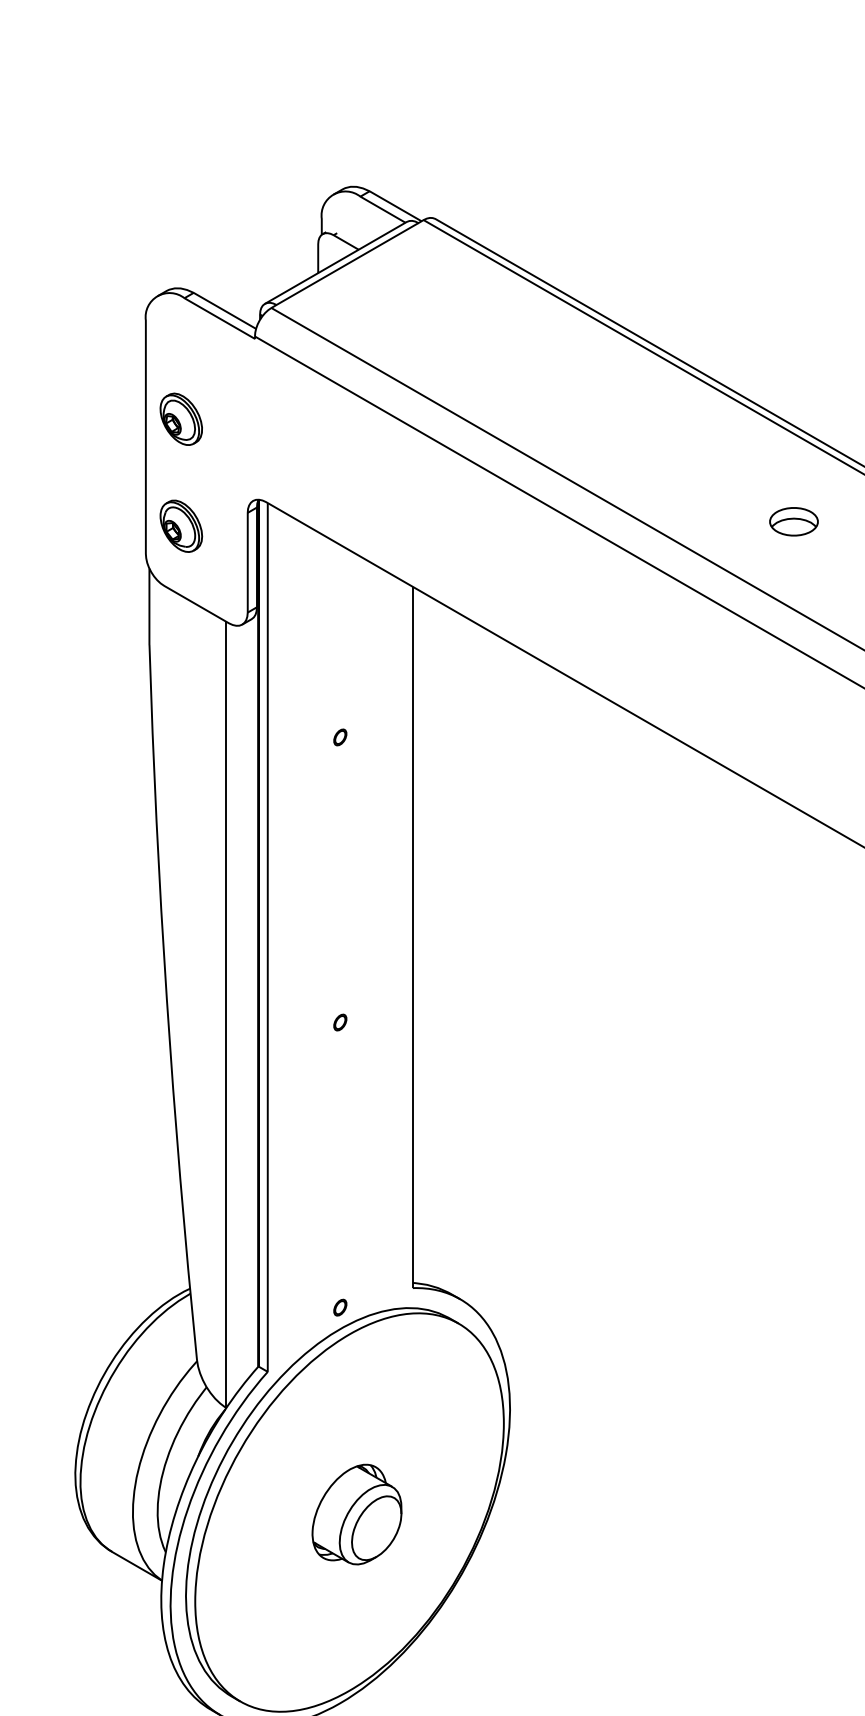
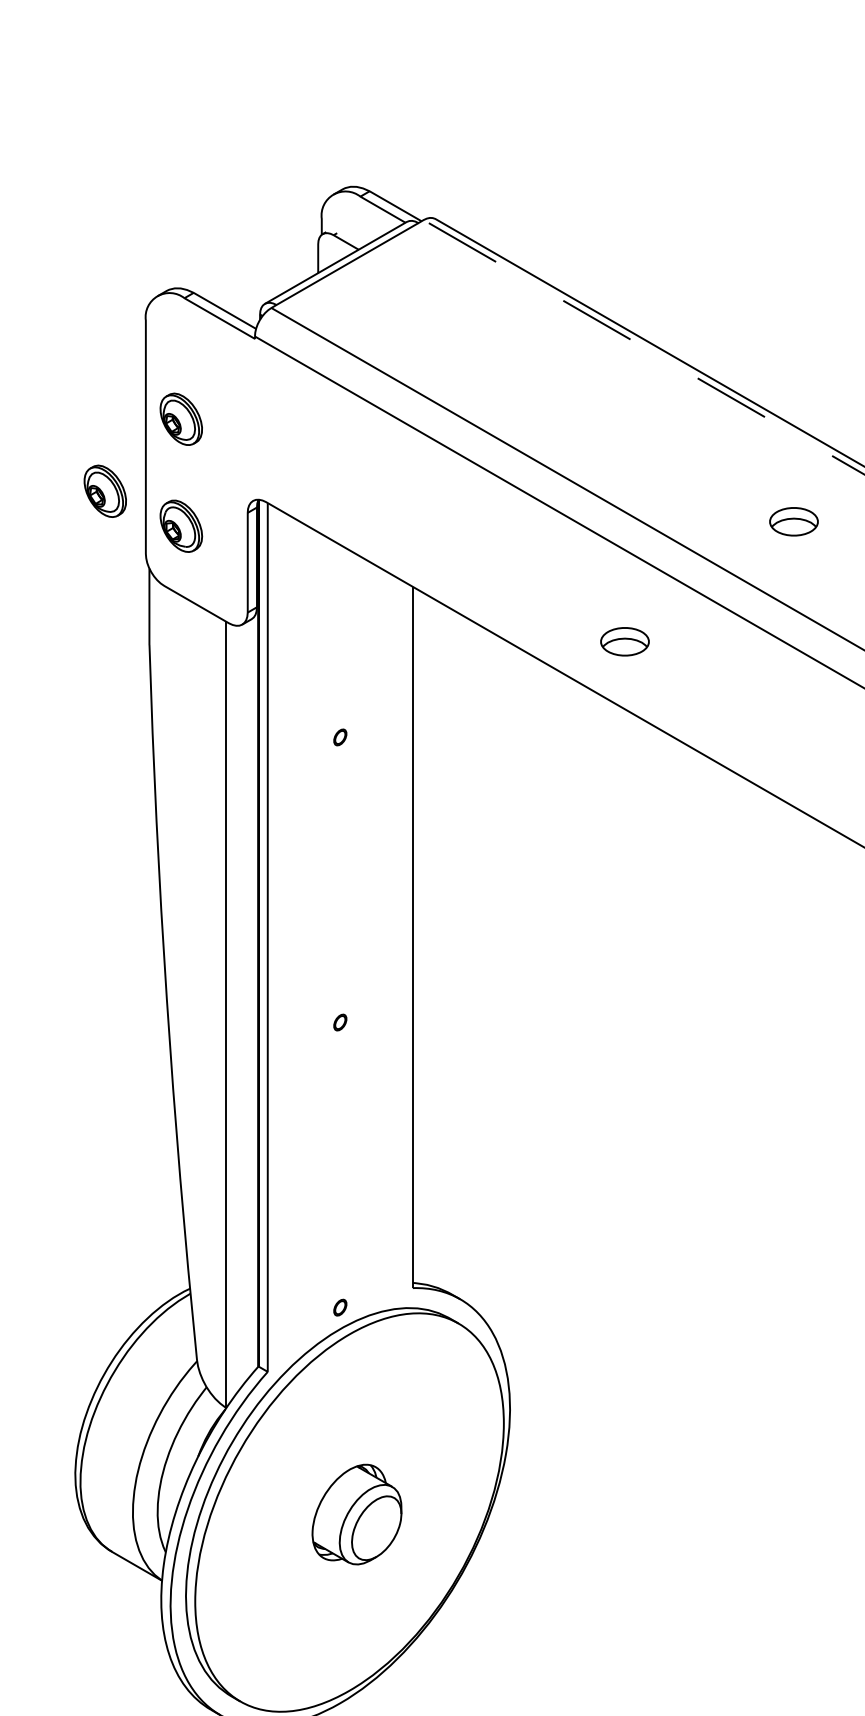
line: solid -> dashed (643, 347)
part: none -> present (104, 490)
part: none -> present (624, 641)
